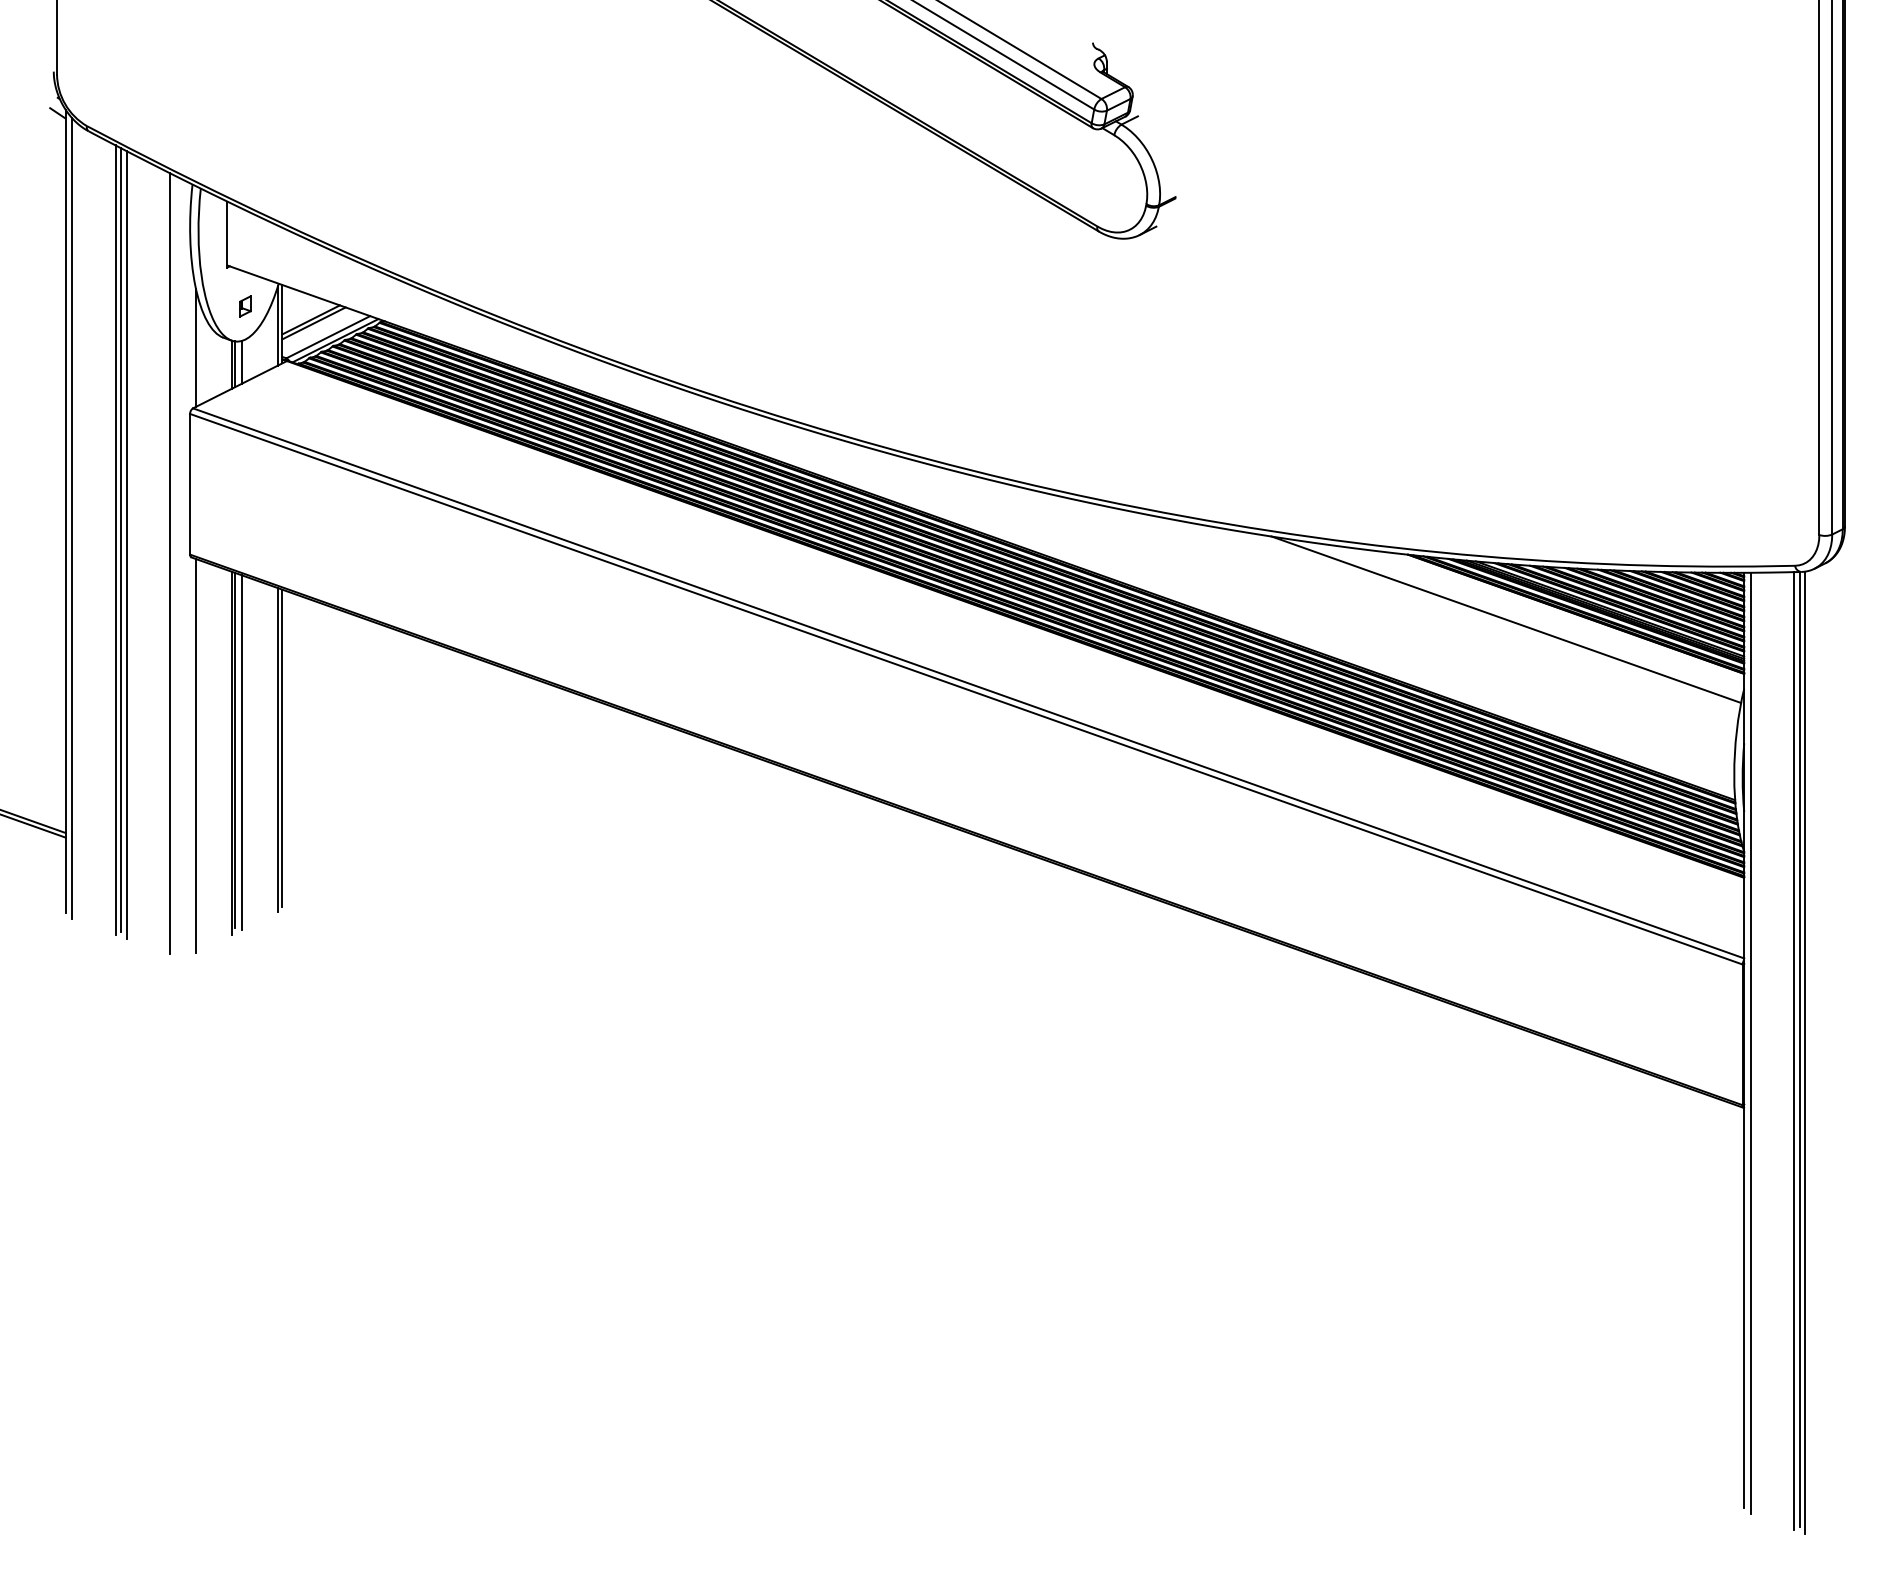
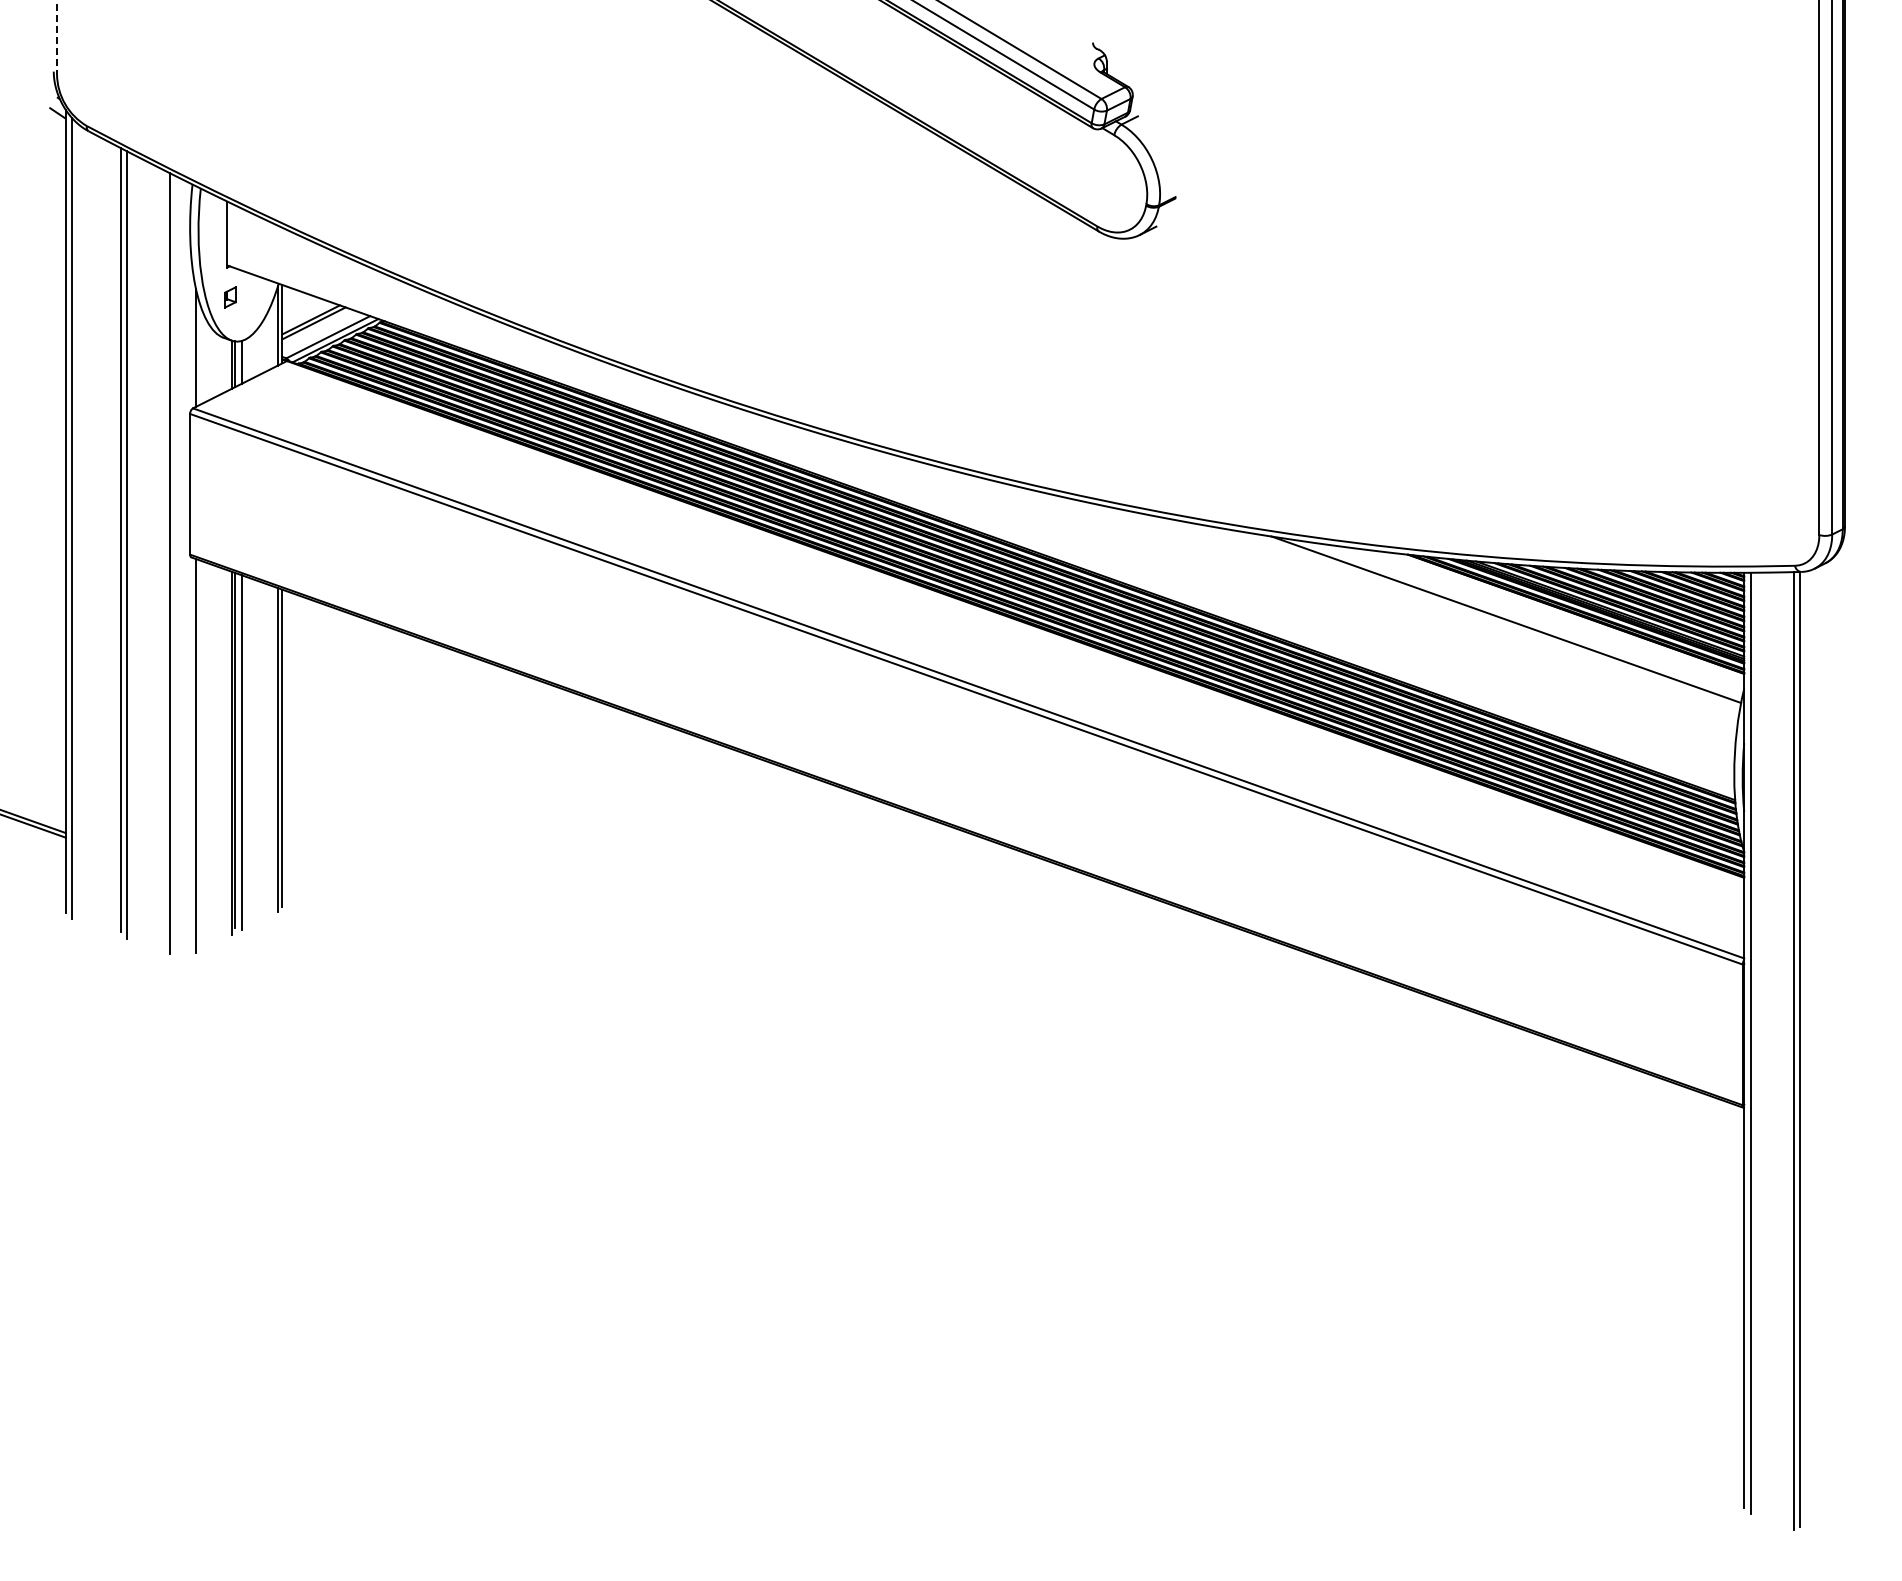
line: solid -> dashed (57, 37)
part position: (245, 306) -> (230, 297) (230, 297)
line: present -> none (115, 539)
line: present -> none (1805, 1052)
